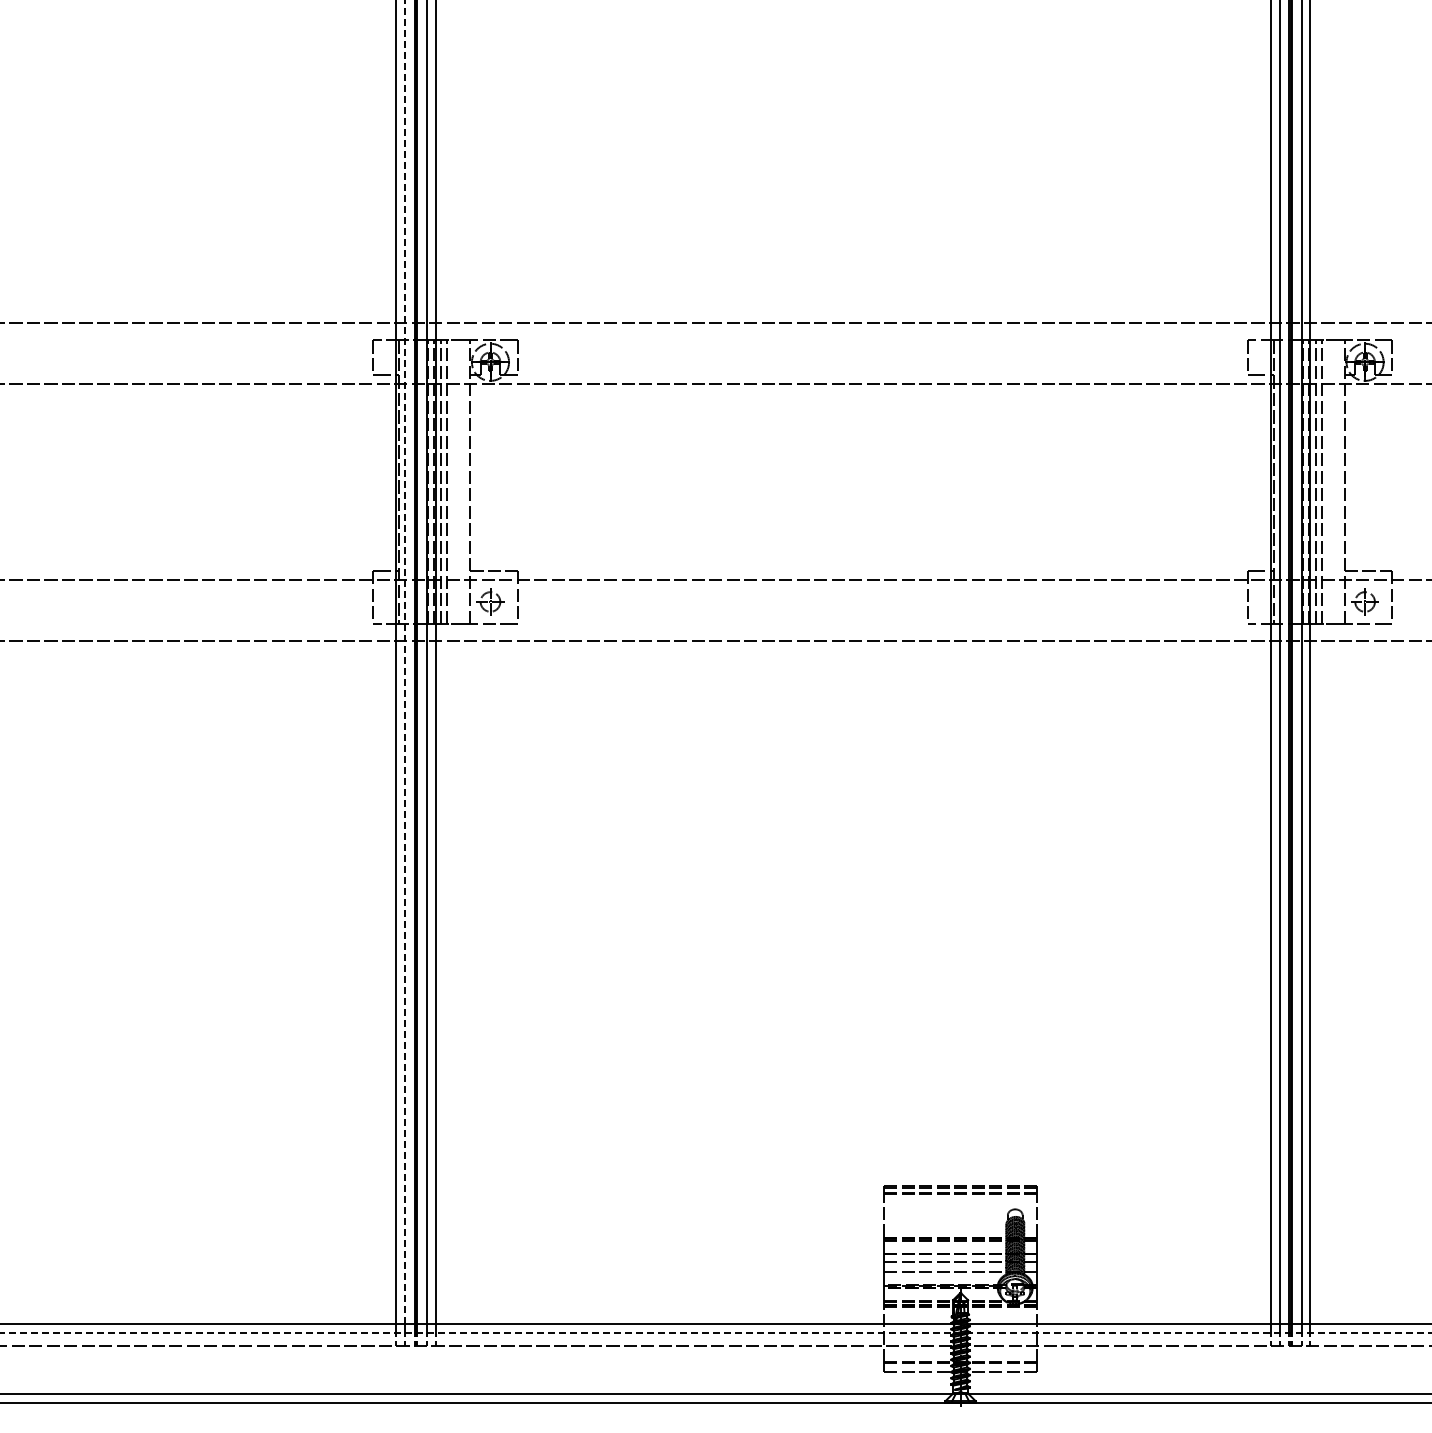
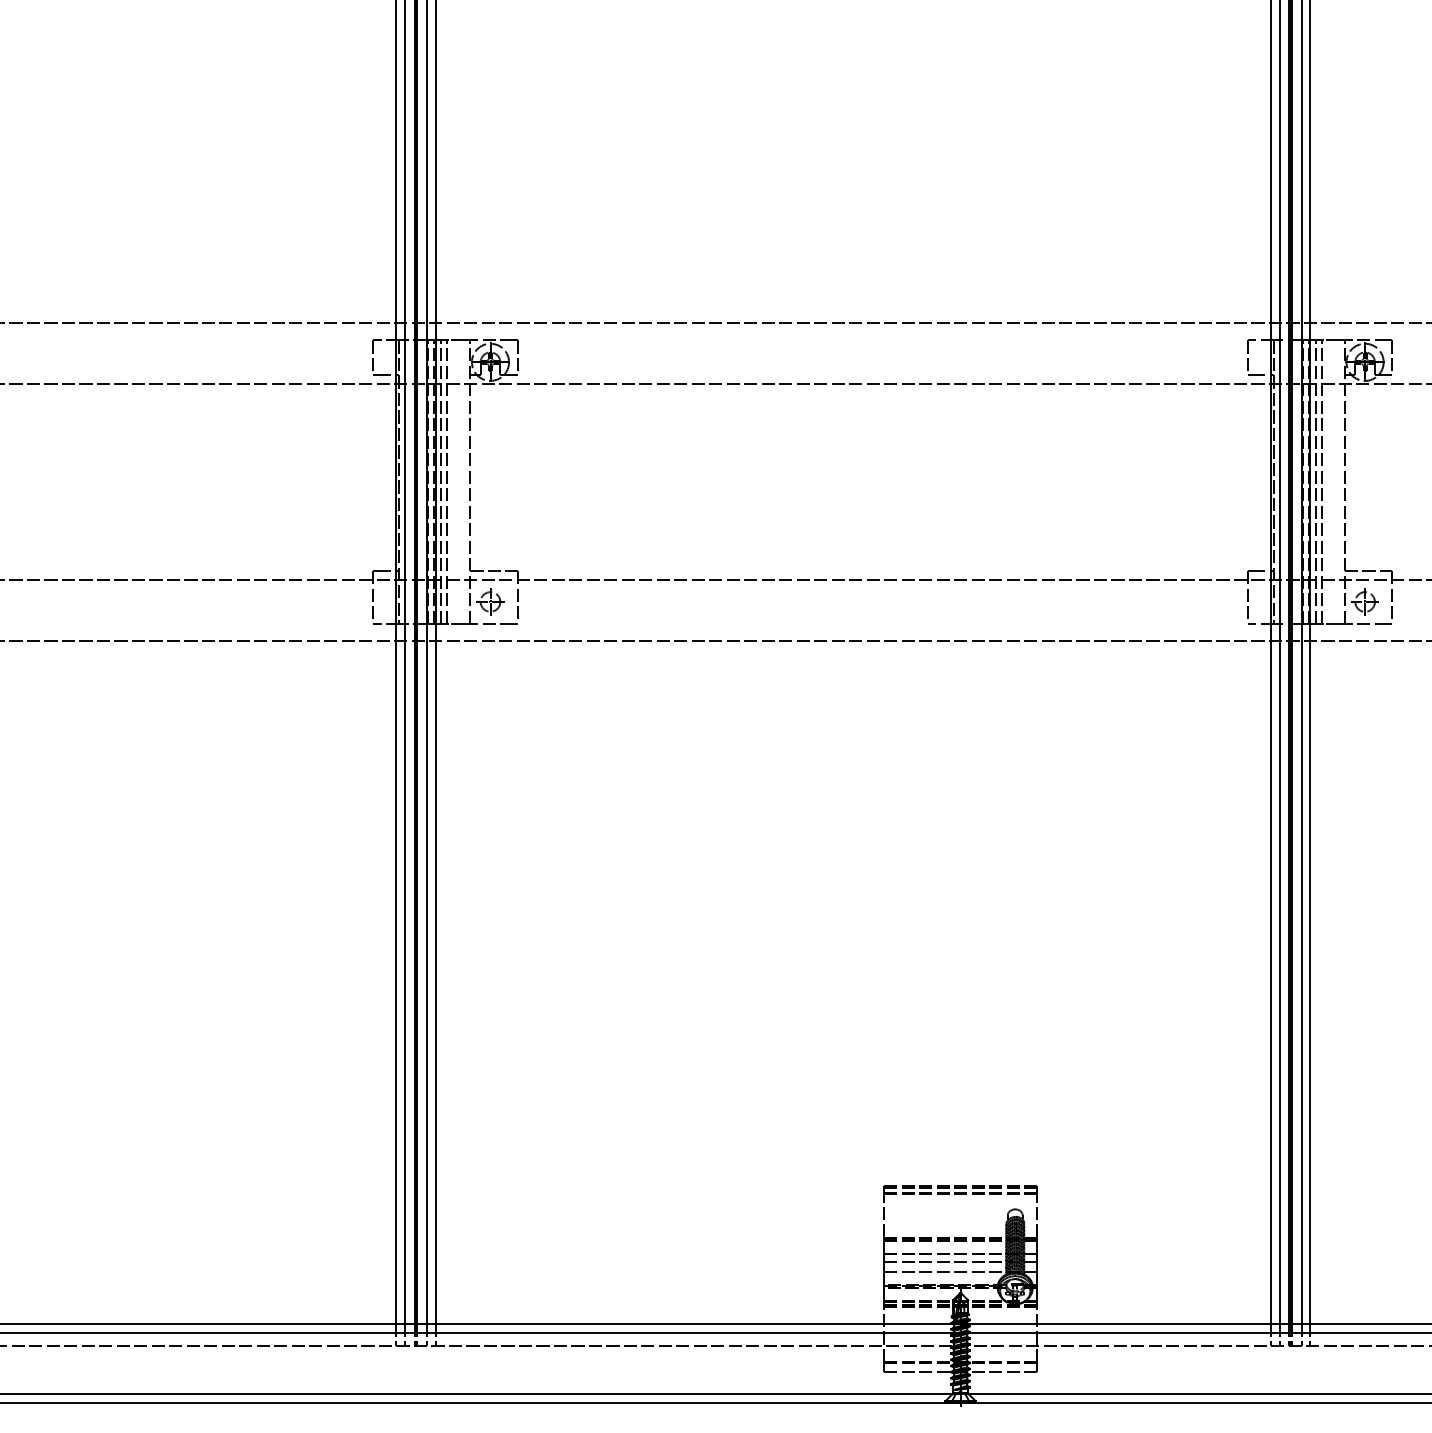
line: dashed -> solid (405, 662)
line: dashed -> solid (716, 1332)
